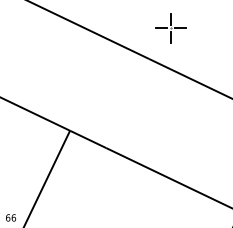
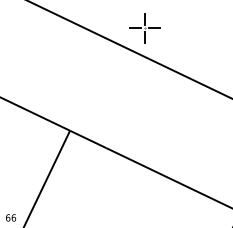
part position: (170, 28) -> (144, 28) (144, 28)
